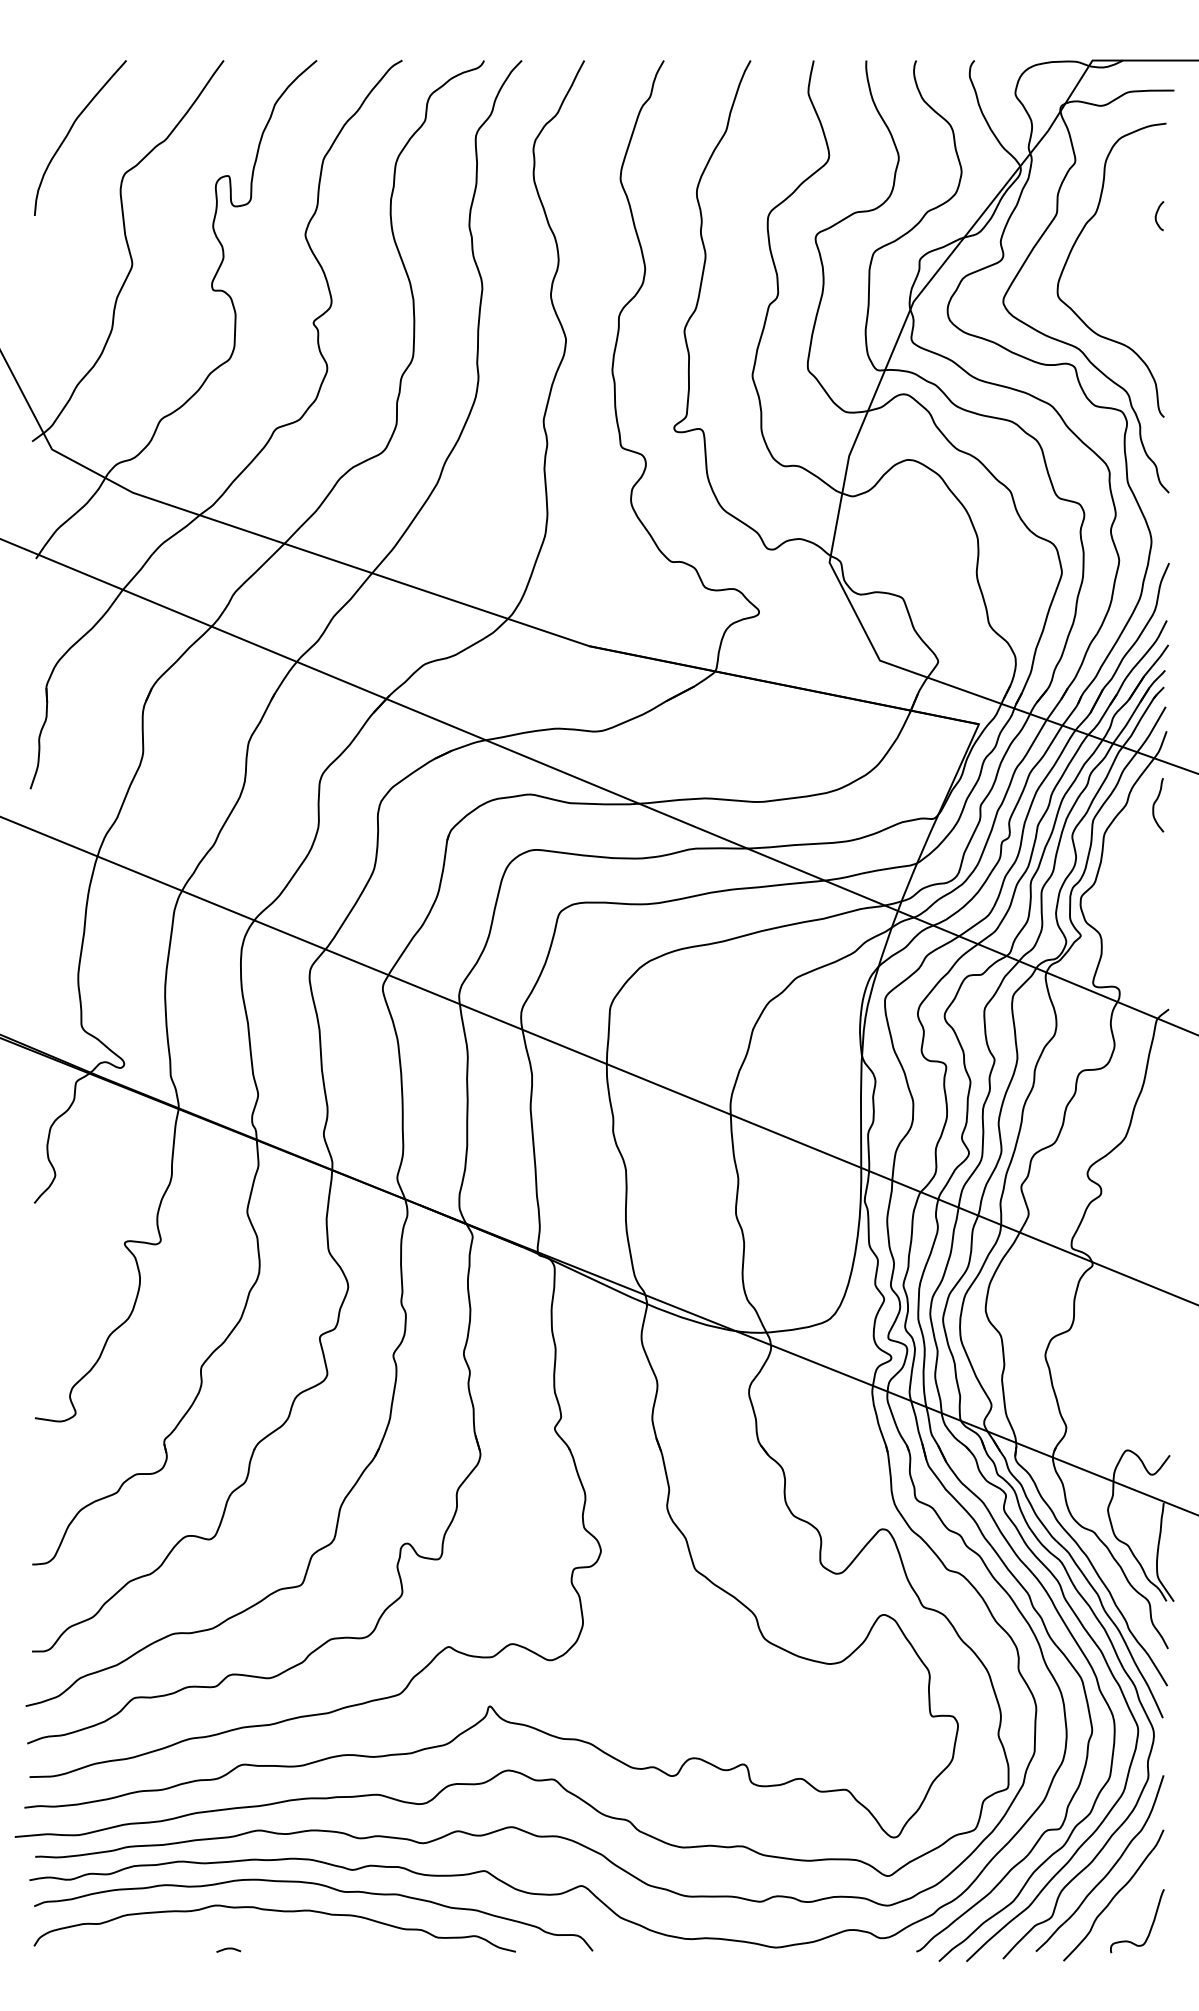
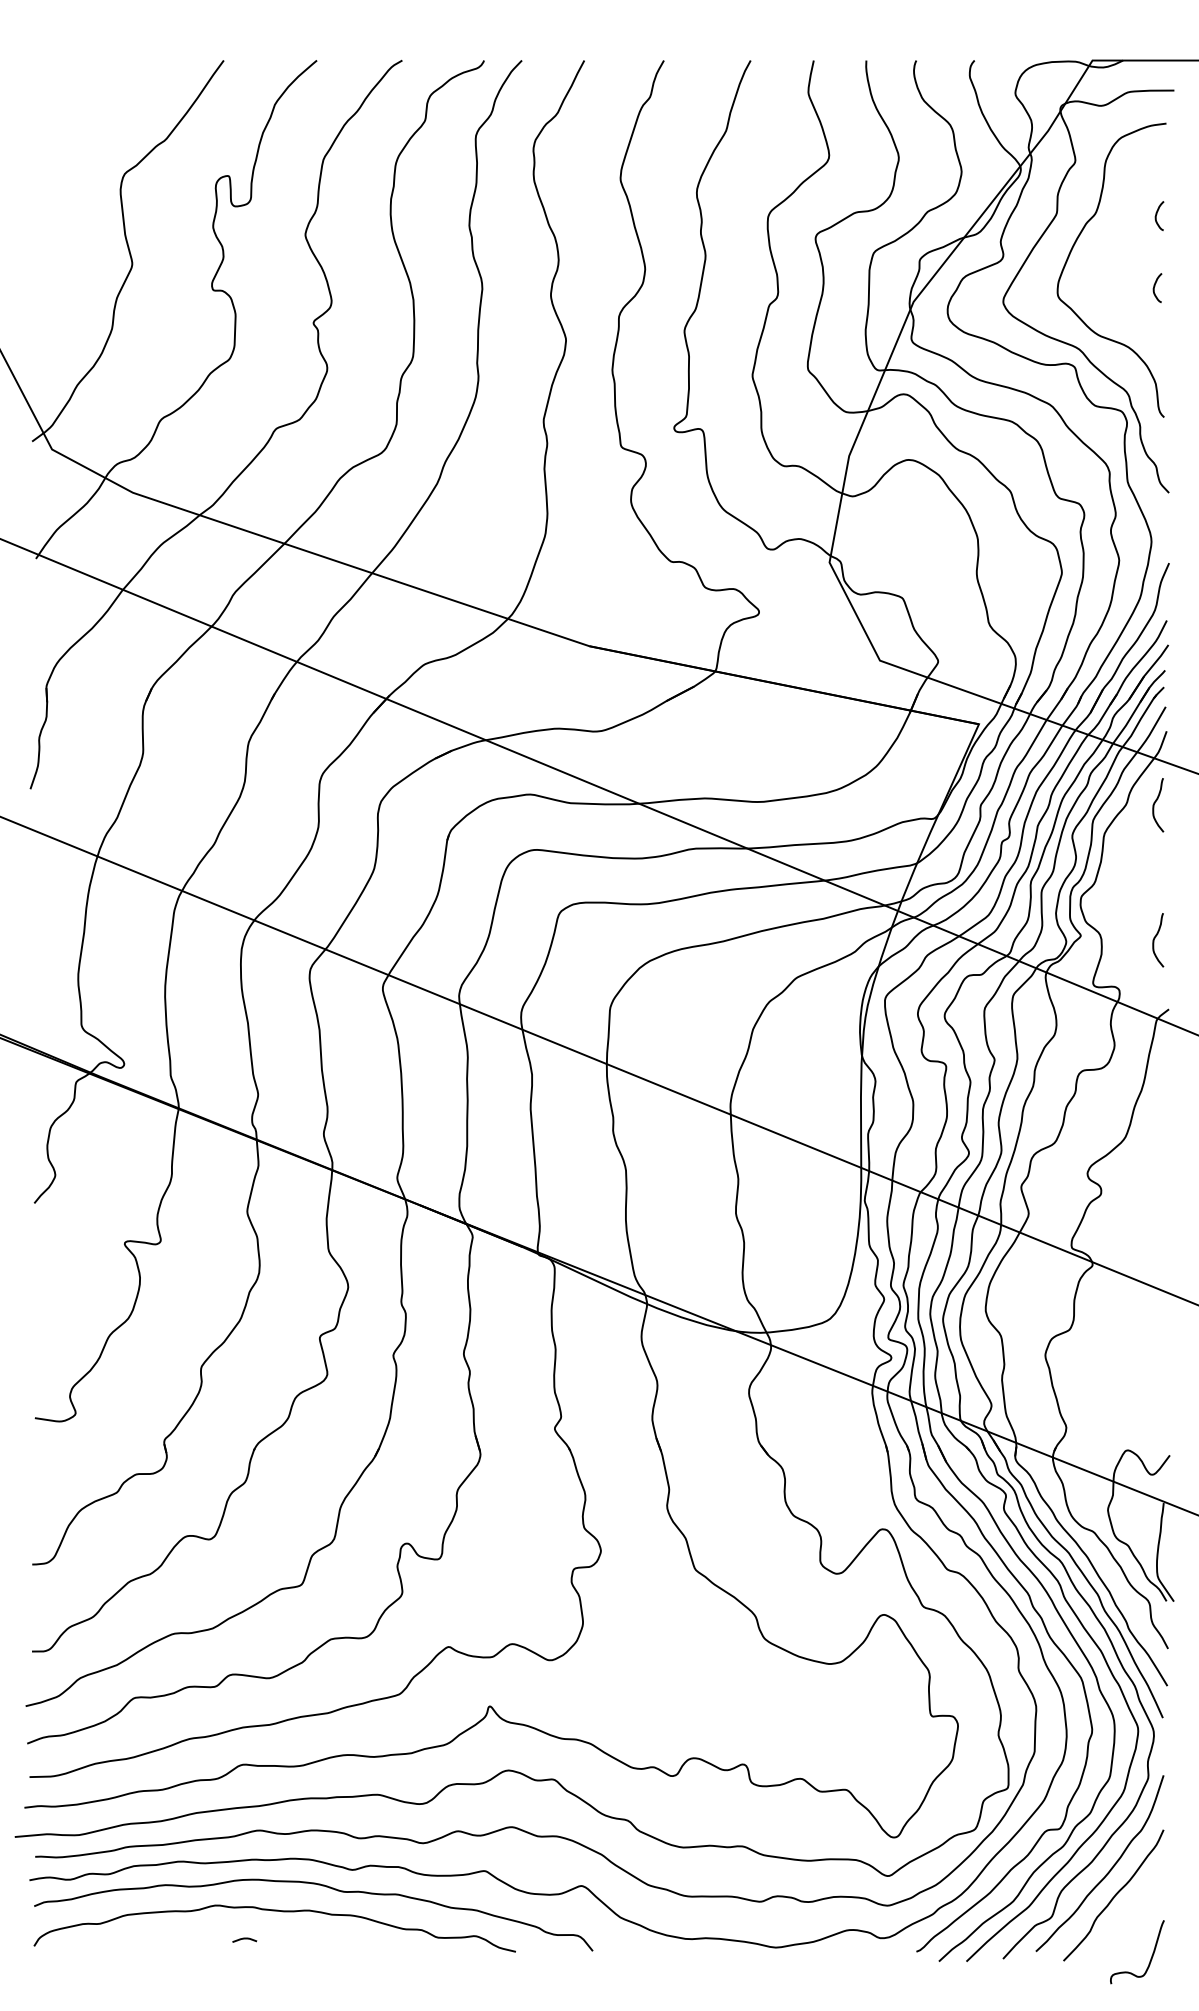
curve: present -> none (70, 131)
curve: none -> present (1155, 286)
curve: none -> present (1155, 938)
curve position: (1151, 1924) -> (1151, 1955) (1151, 1955)
curve position: (228, 1949) -> (244, 1939) (244, 1939)
